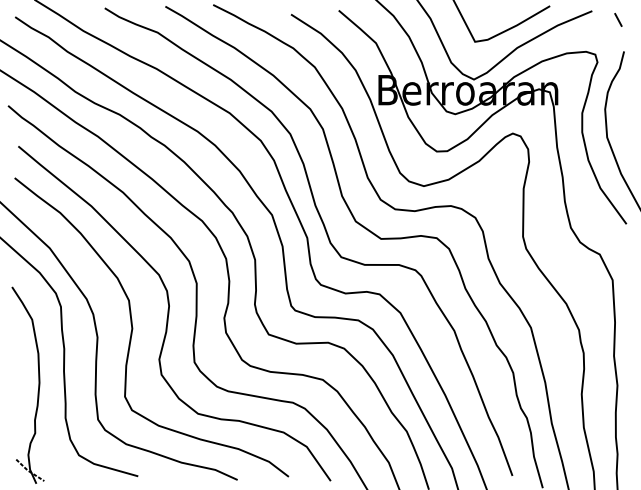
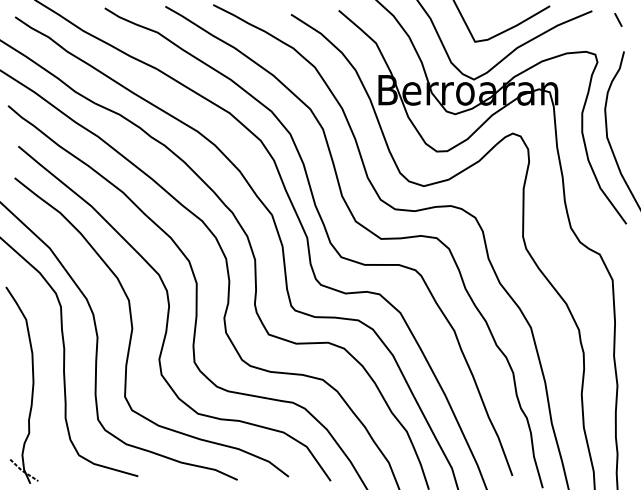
part position: (38, 384) -> (32, 384) (32, 384)
